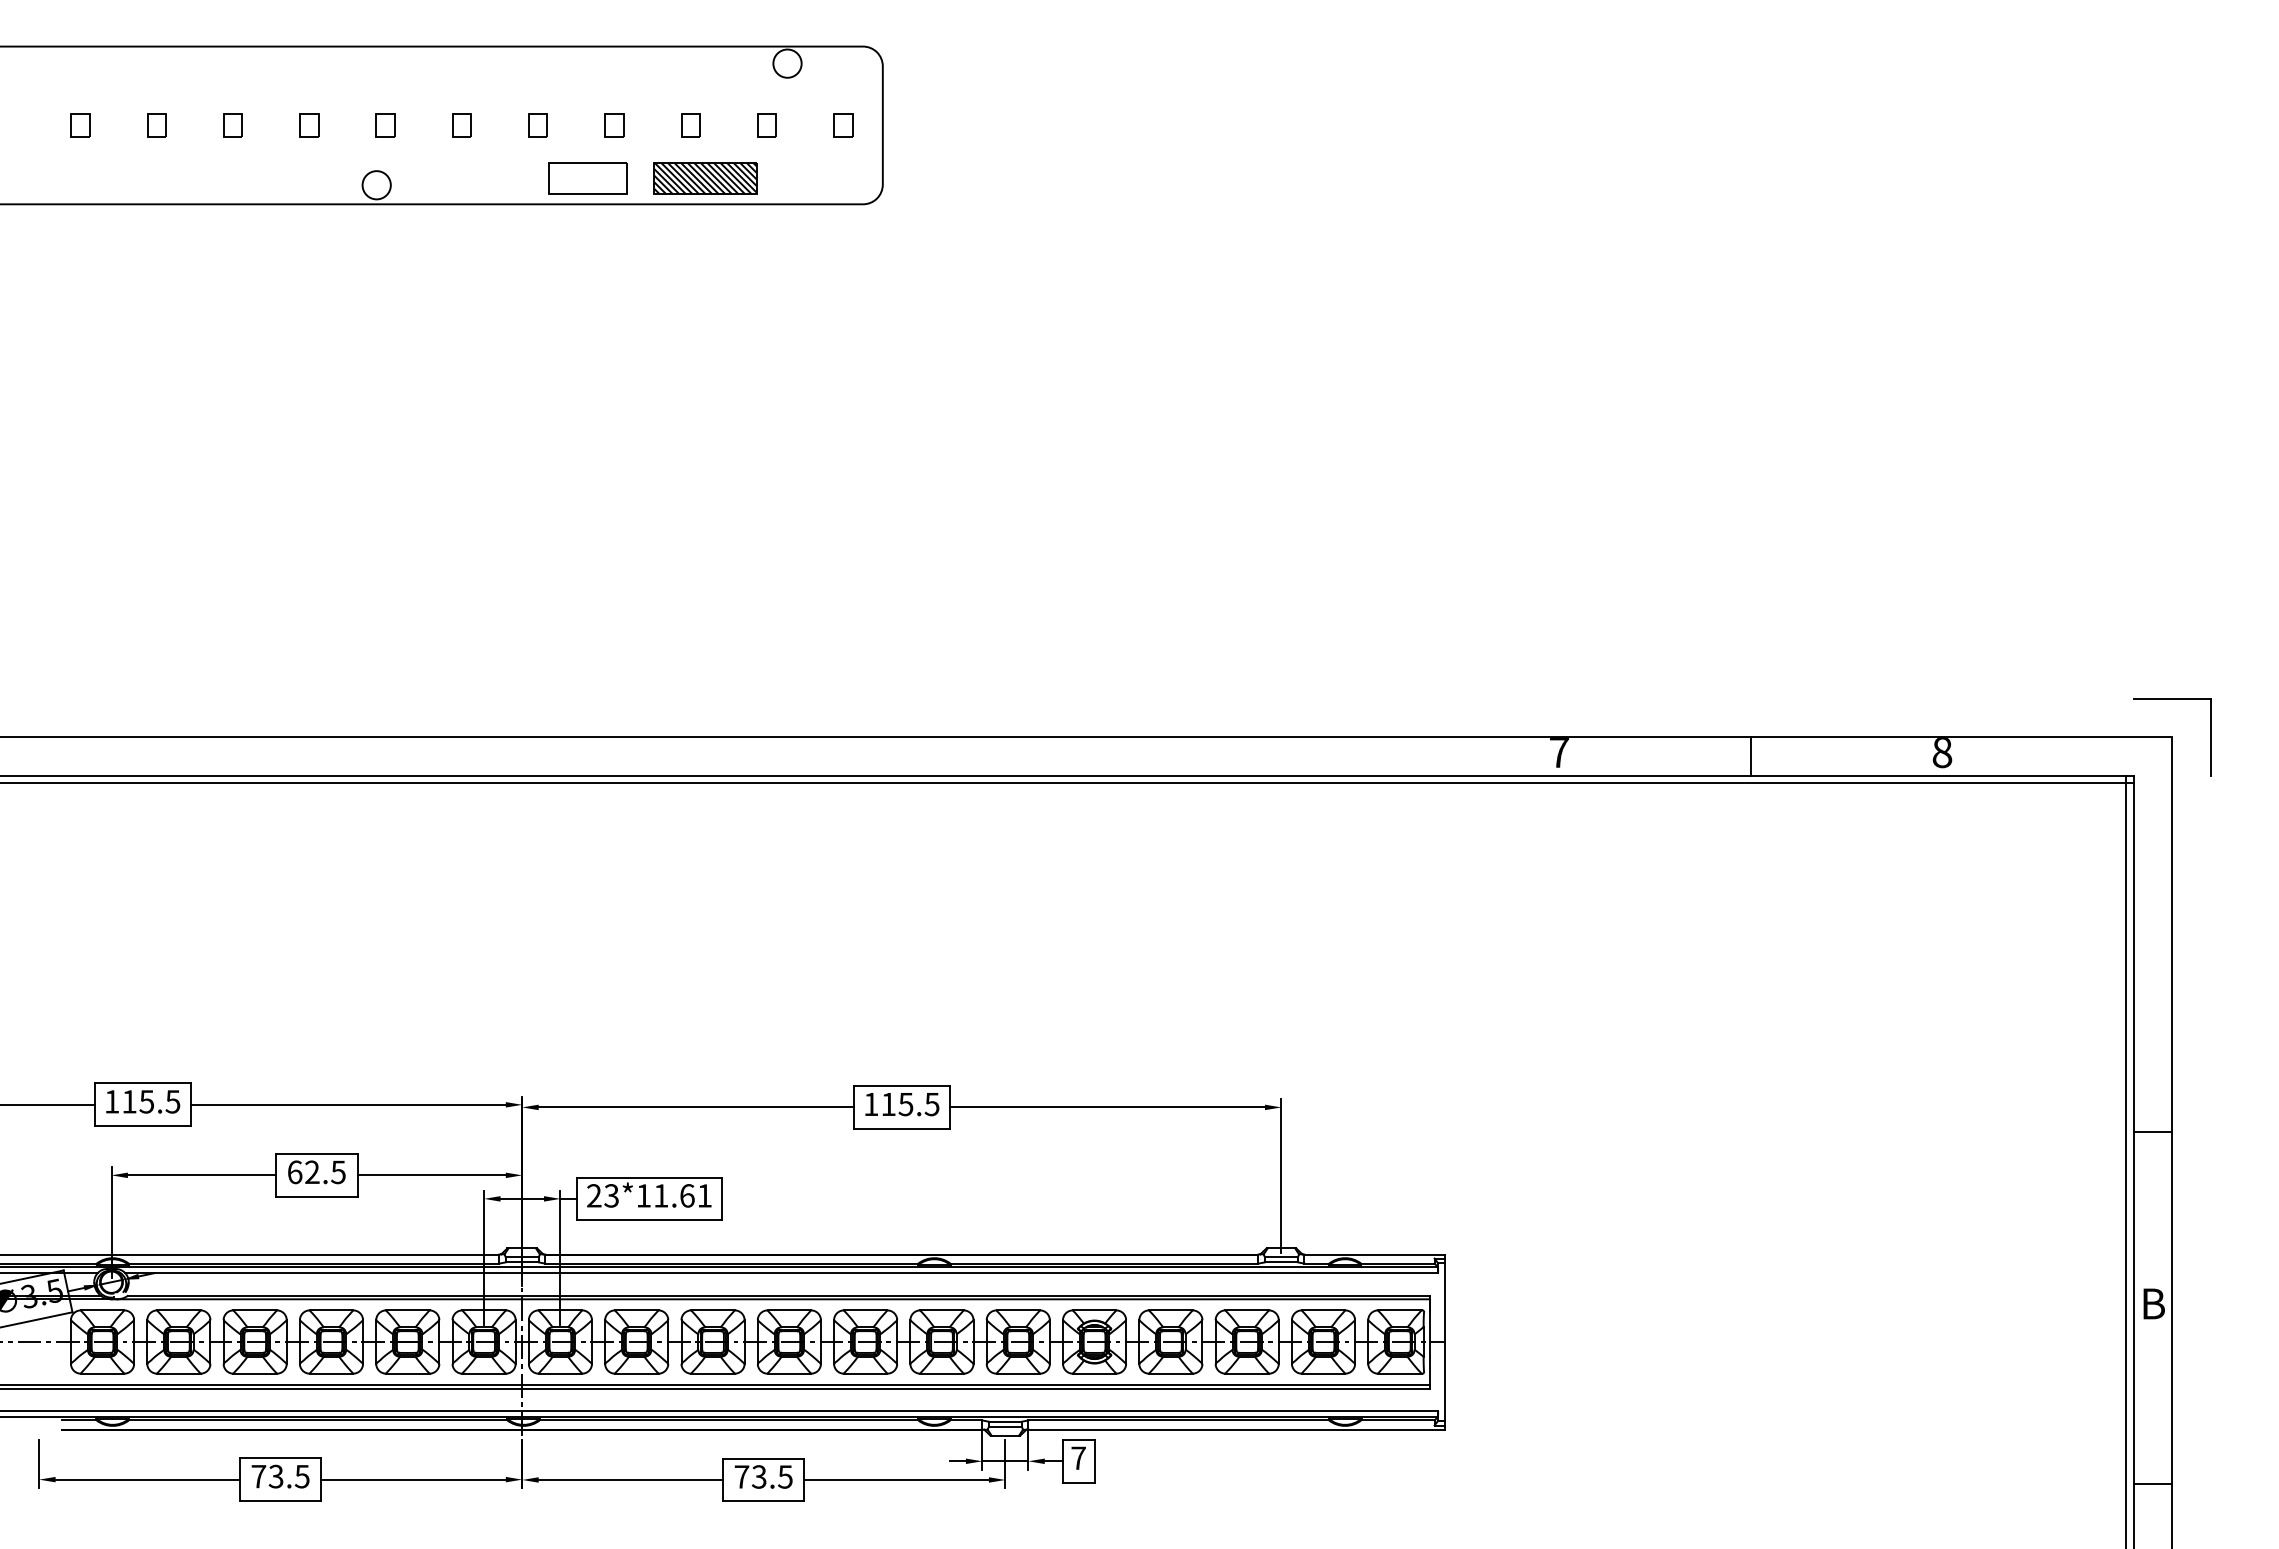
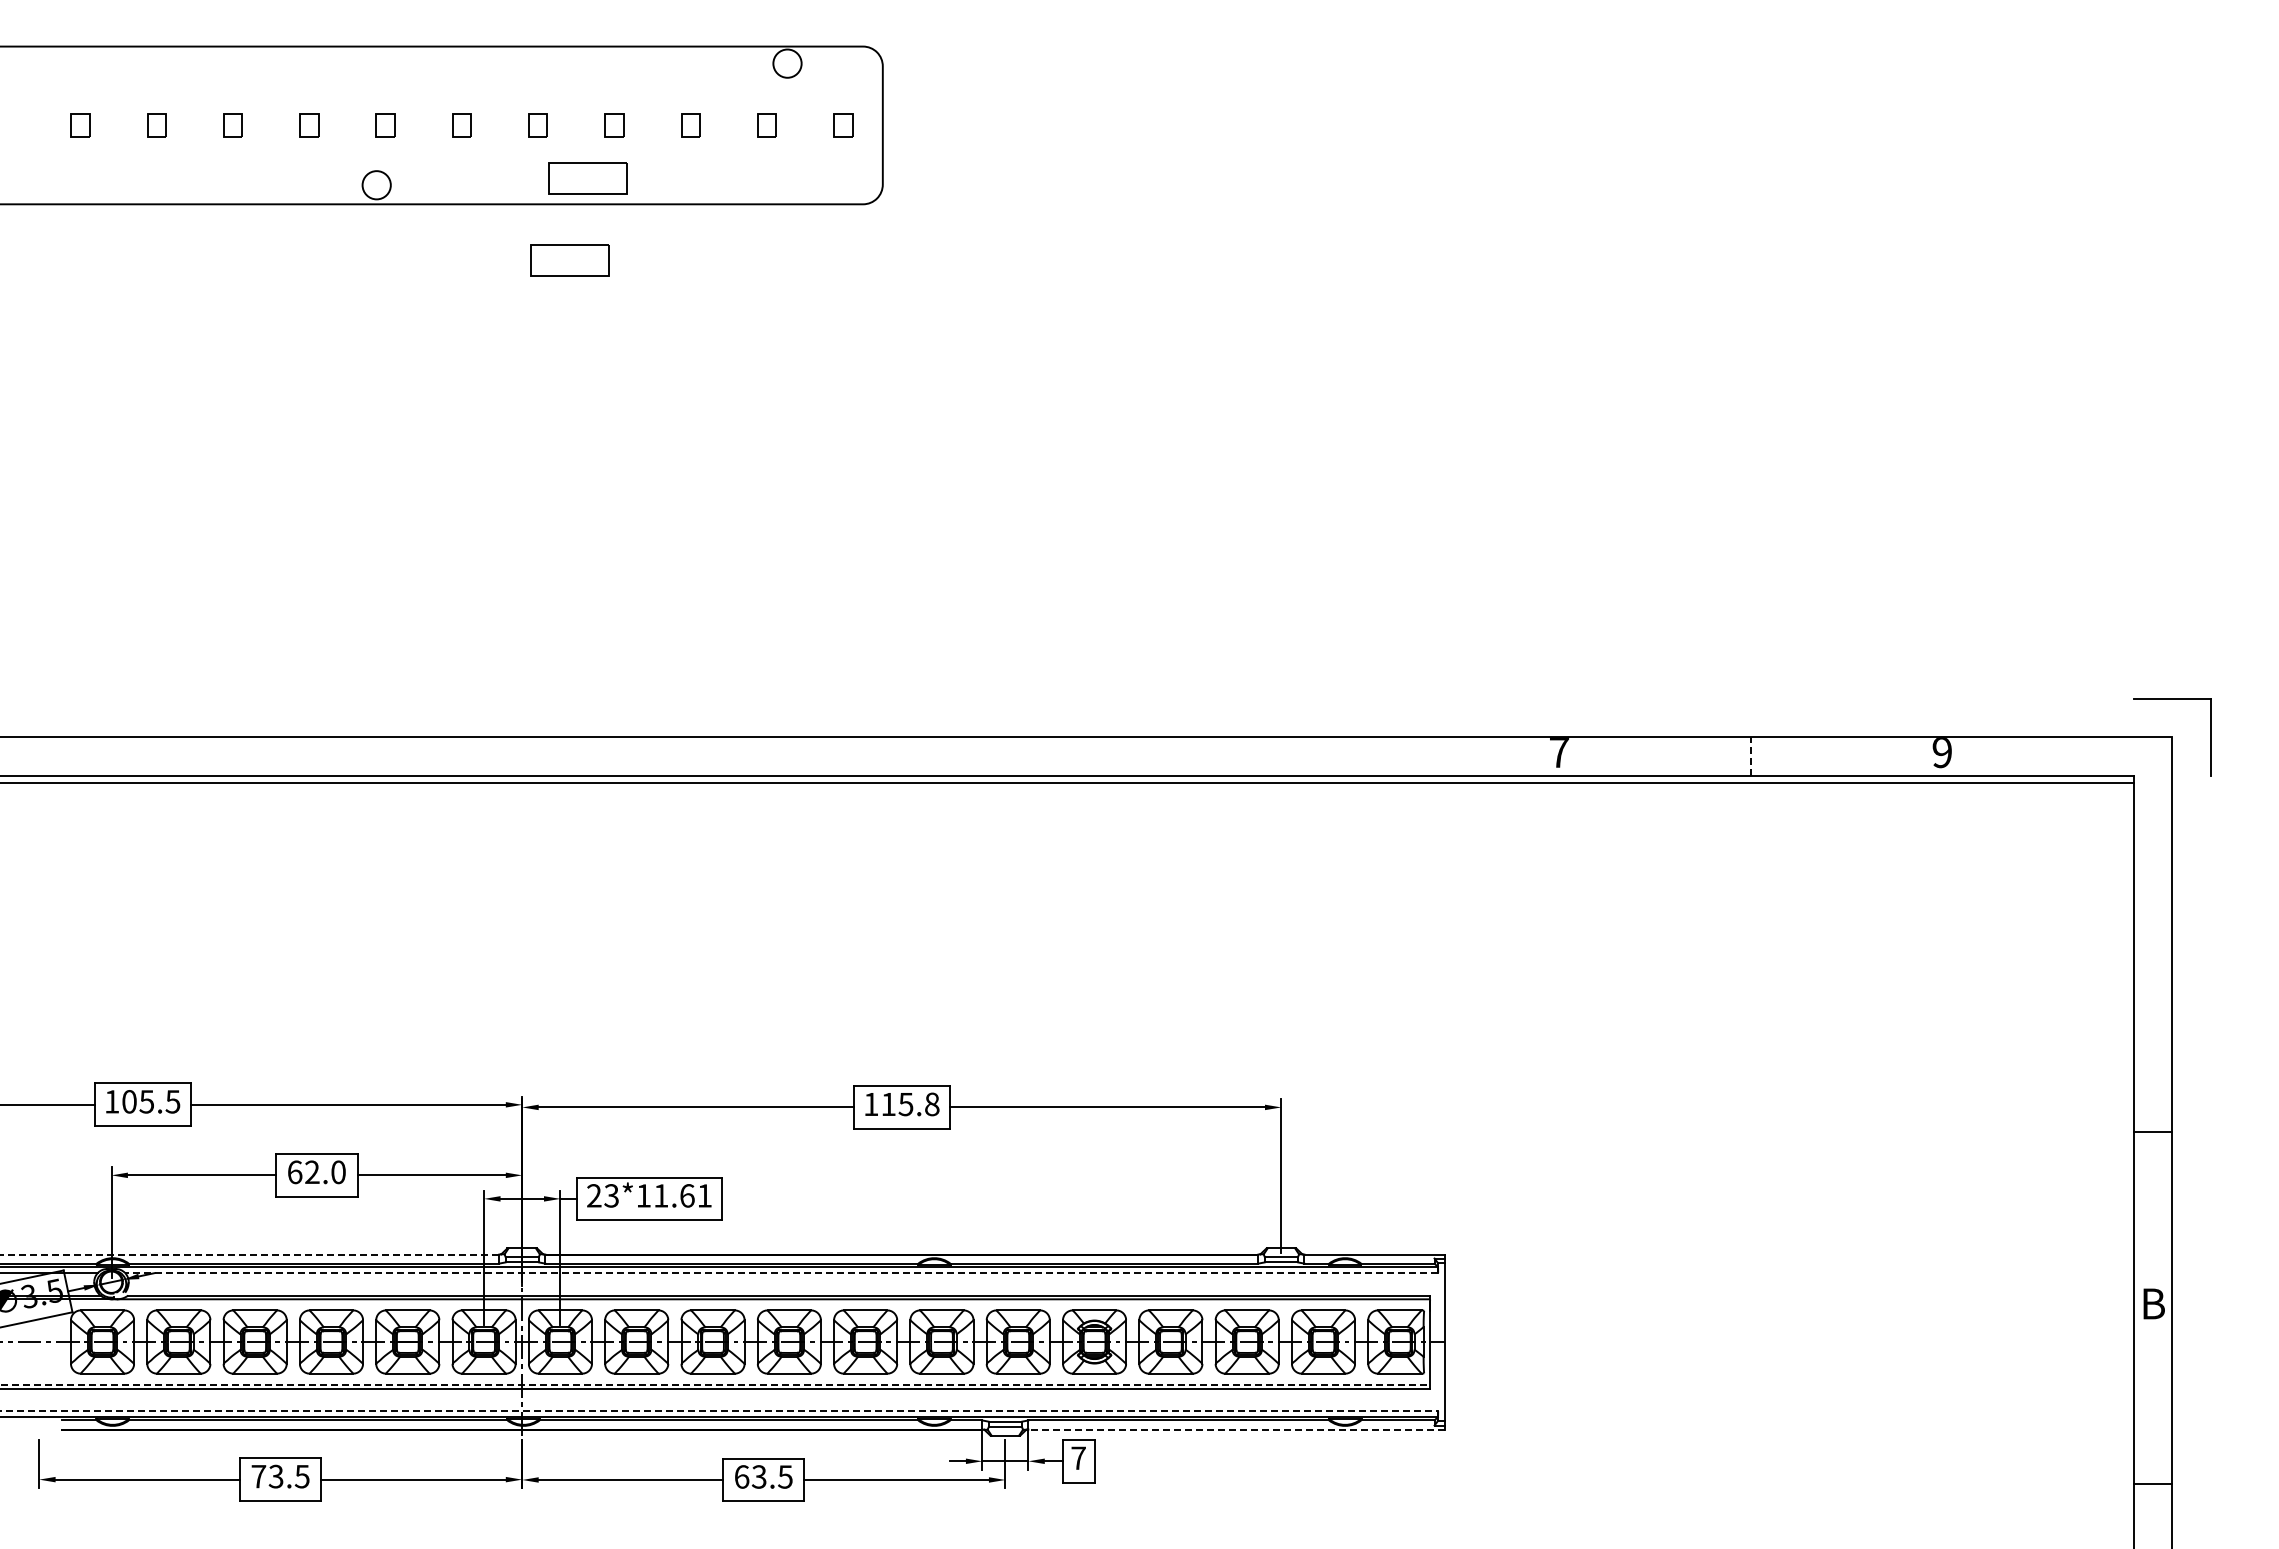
part: present -> none (705, 178)
part: none -> present (569, 260)
text: 8 -> 9 (1942, 753)
line: solid -> dashed (1751, 755)
text: 115.5 -> 105.5 (129, 1101)
text: 115.5 -> 115.8 (931, 1104)
line: present -> none (2126, 1160)
text: 62.5 -> 62.0 (338, 1172)
line: solid -> dashed (249, 1254)
line: solid -> dashed (781, 1272)
line: solid -> dashed (715, 1384)
line: solid -> dashed (719, 1411)
line: solid -> dashed (1236, 1429)
text: 73.5 -> 63.5 (741, 1476)
